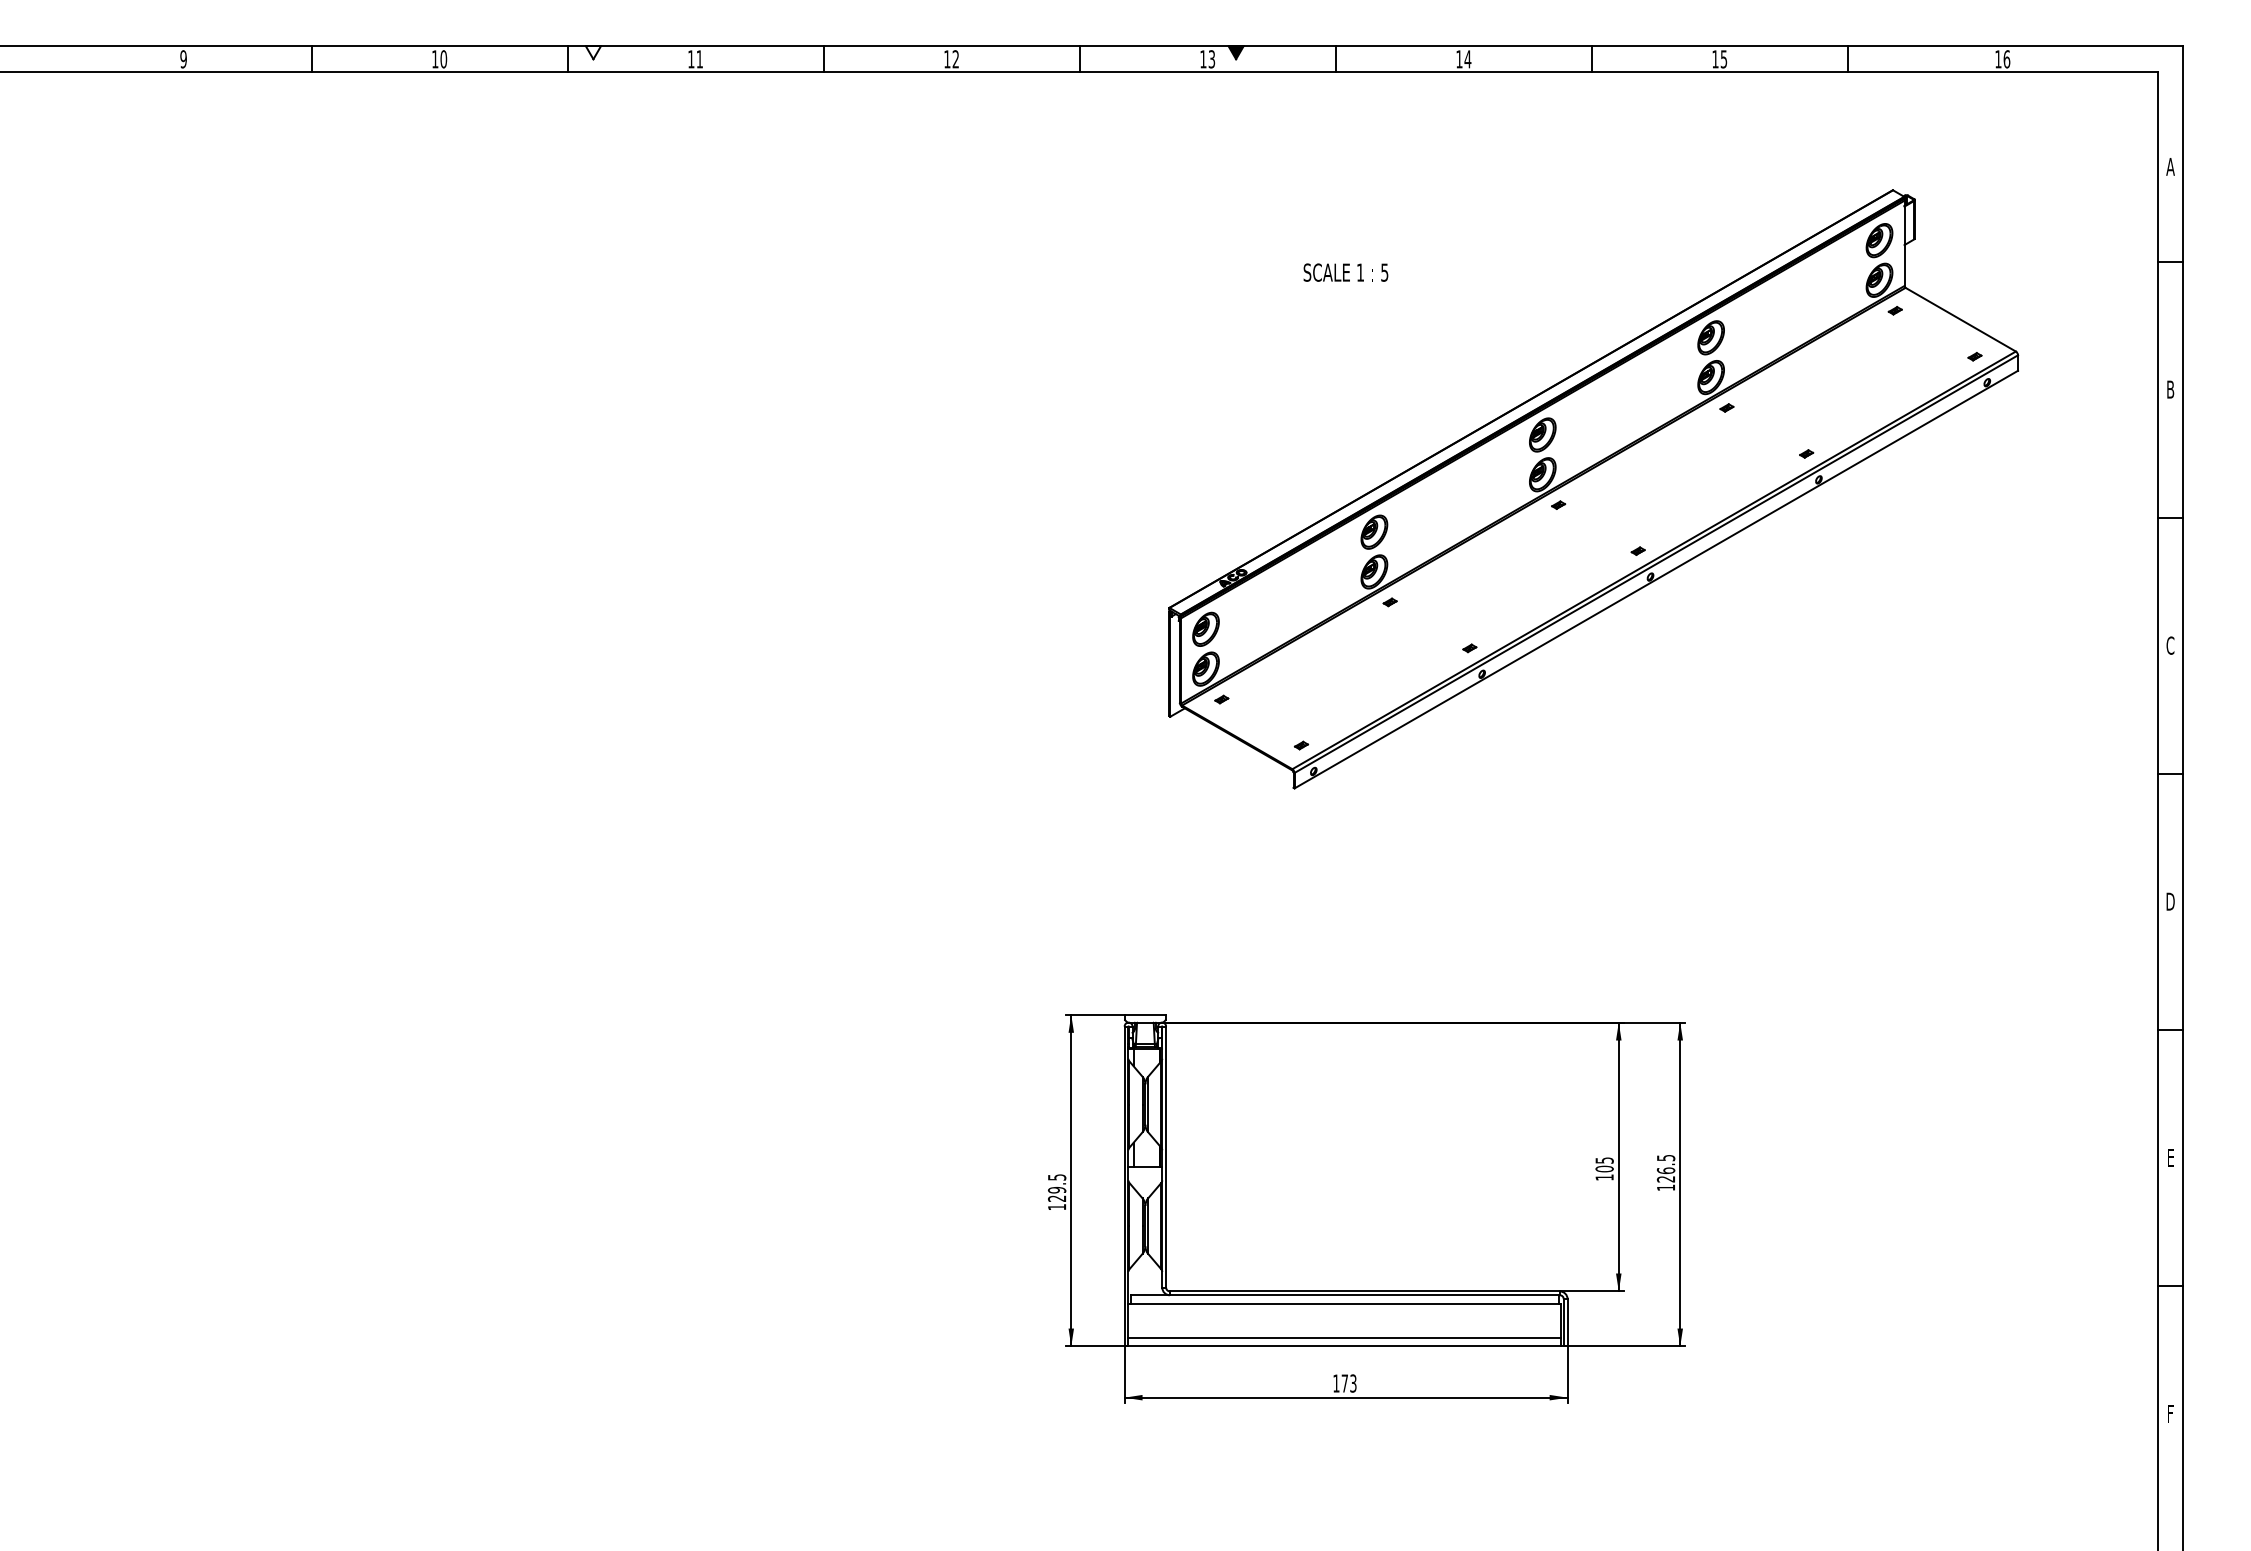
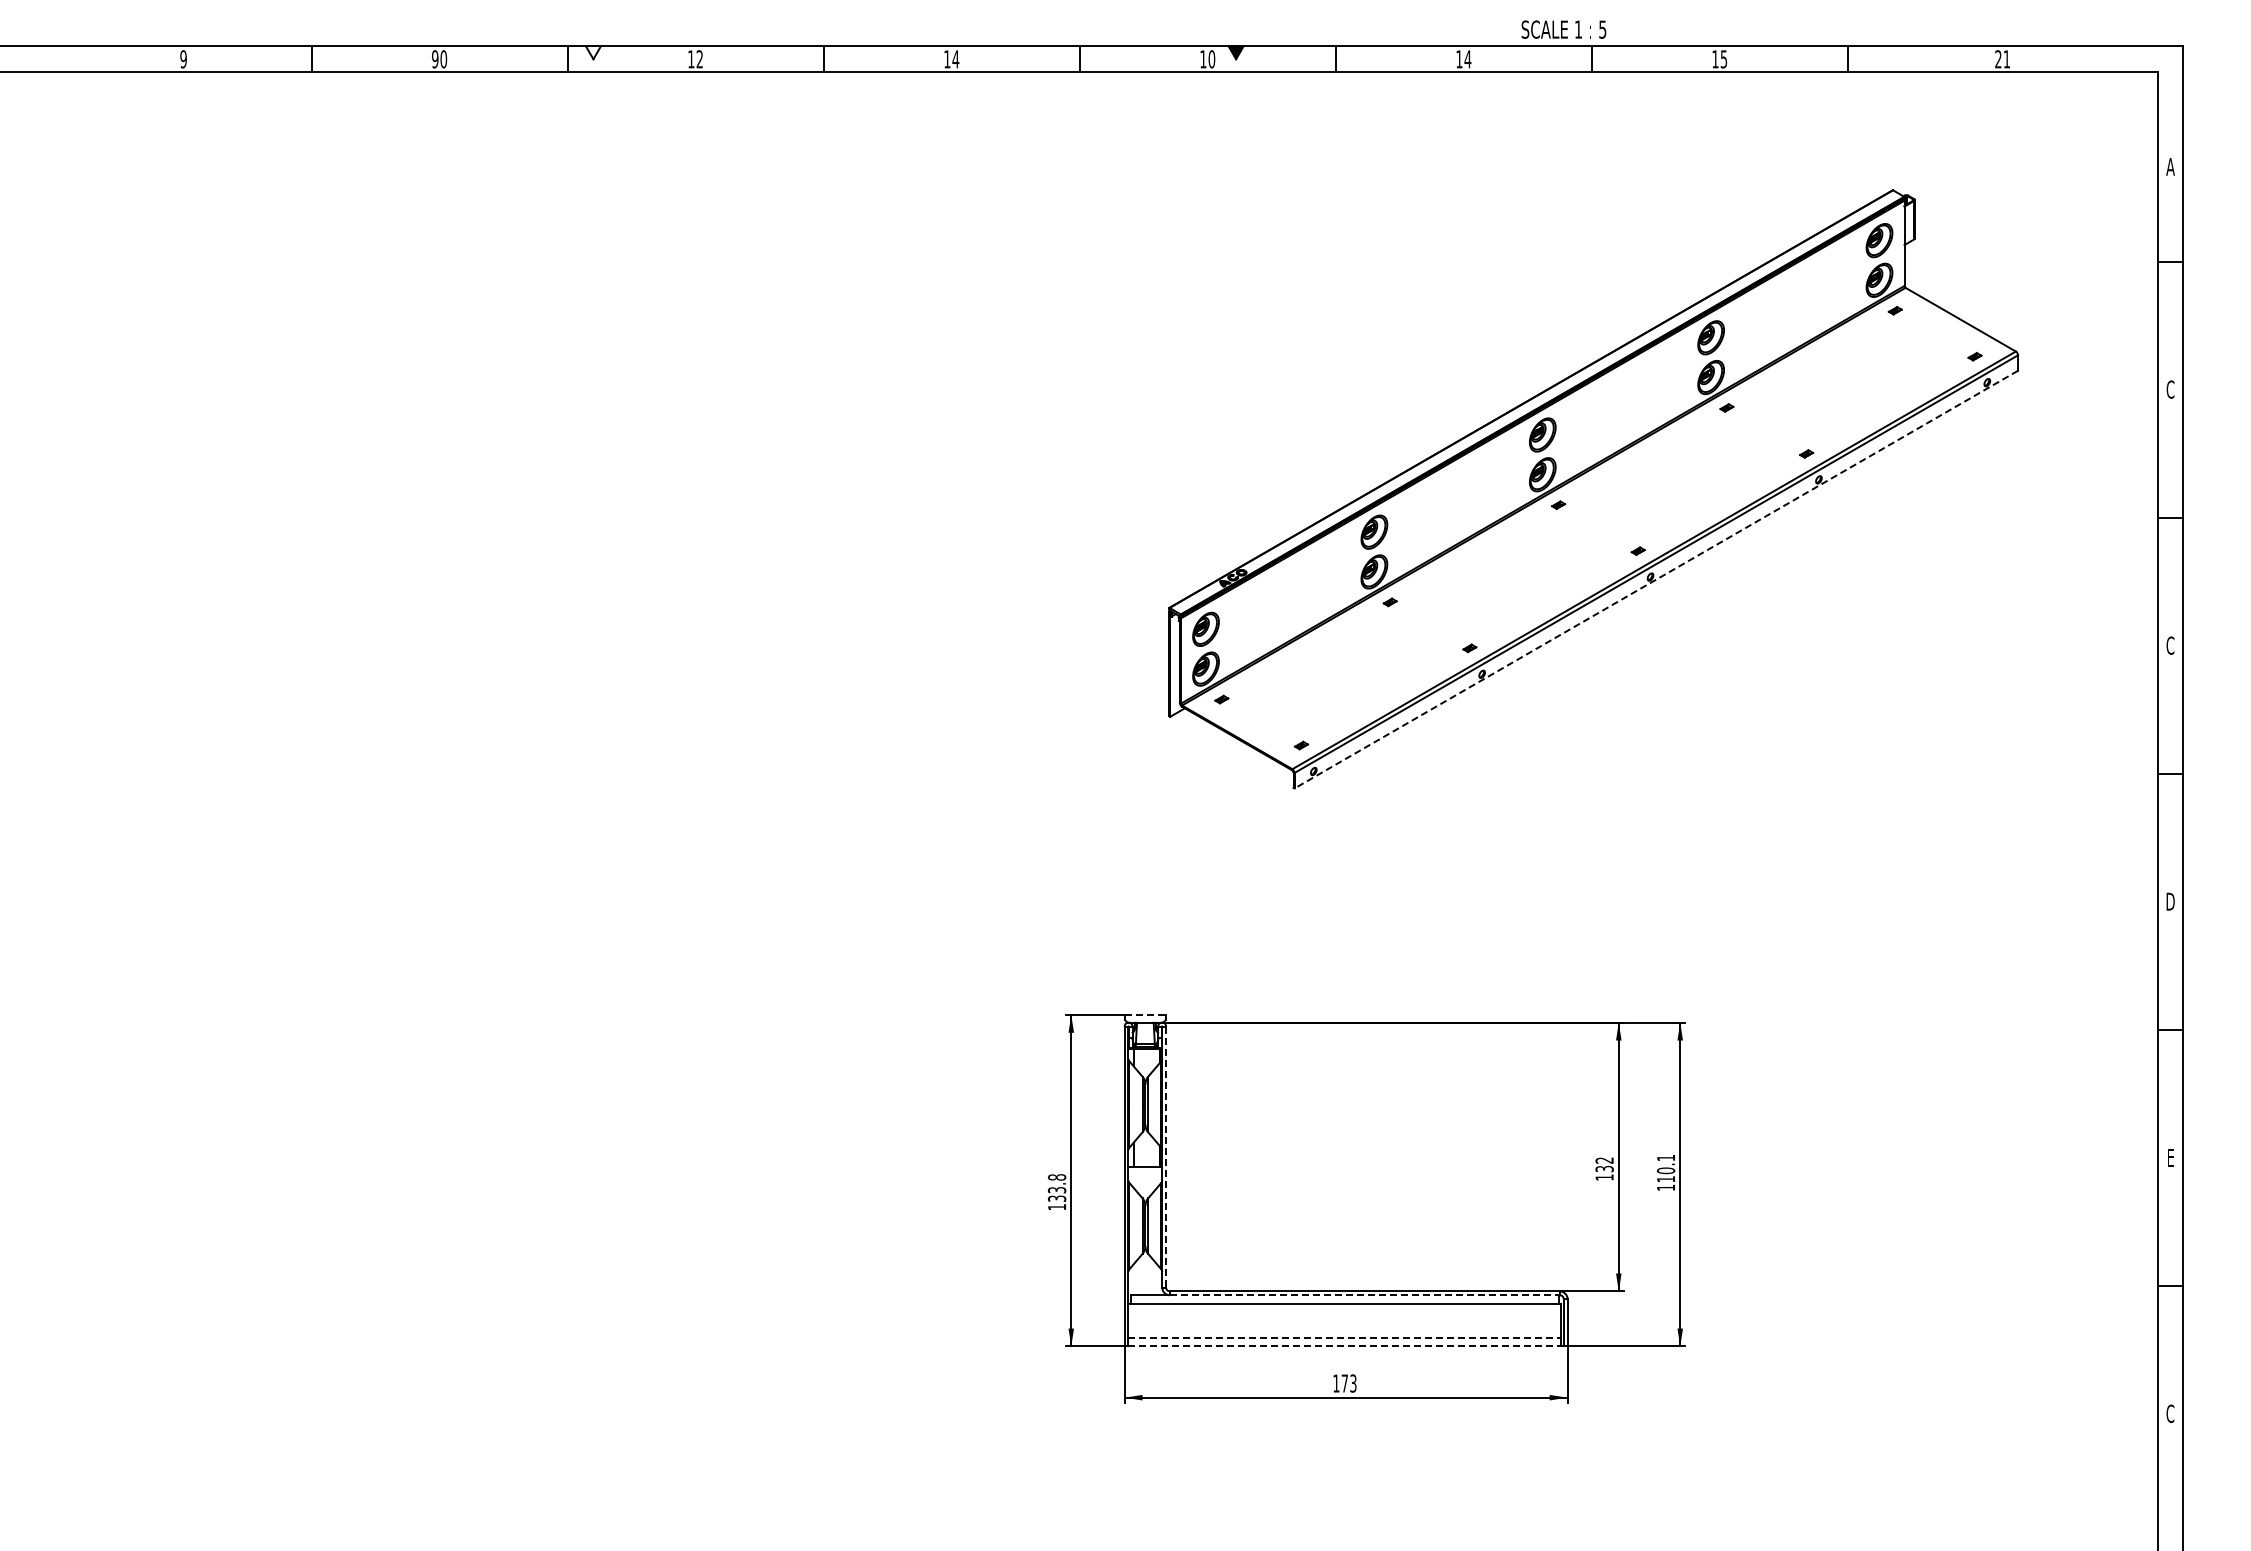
text: 10 -> 90 (435, 59)
text: 11 -> 12 (699, 59)
text: 12 -> 14 (955, 59)
text: 13 -> 10 (1211, 59)
text: 16 -> 21 (2002, 59)
text position: (1345, 272) -> (1563, 29) (1563, 29)
text: B -> C (2170, 389)
line: solid -> dashed (1656, 579)
line: solid -> dashed (1145, 1014)
line: solid -> dashed (1166, 1157)
text: 105 -> 132 (1604, 1164)
text: 126.5 -> 110.1 (1665, 1168)
text: 129.5 -> 133.8 (1056, 1187)
line: solid -> dashed (1364, 1295)
line: solid -> dashed (1345, 1337)
line: solid -> dashed (1345, 1346)
text: F -> C (2170, 1413)
